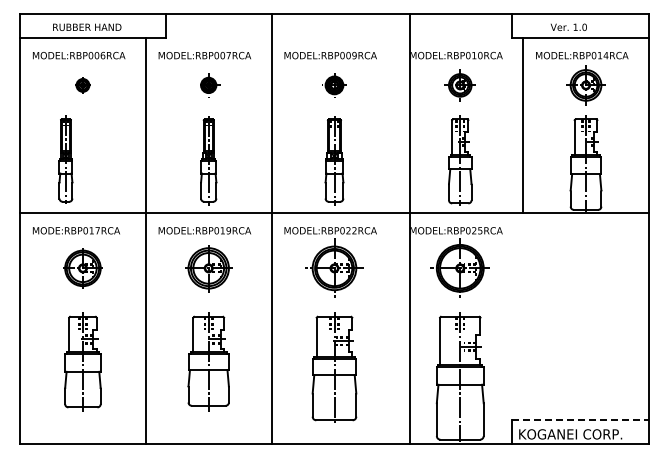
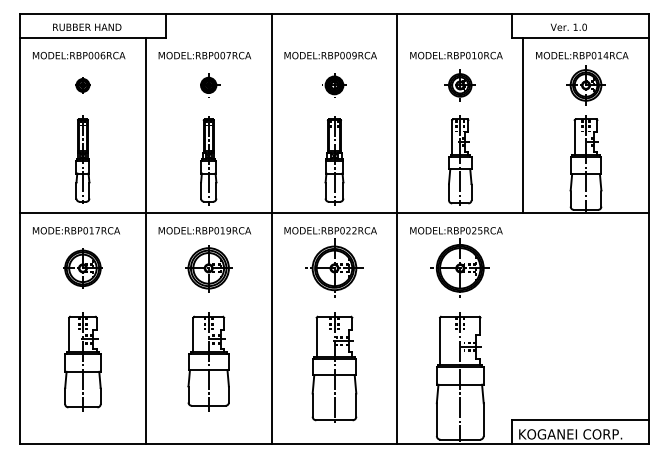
part position: (65, 159) -> (82, 159) (82, 159)
line position: (410, 228) -> (397, 228) (397, 228)
line: dashed -> solid (580, 419)
